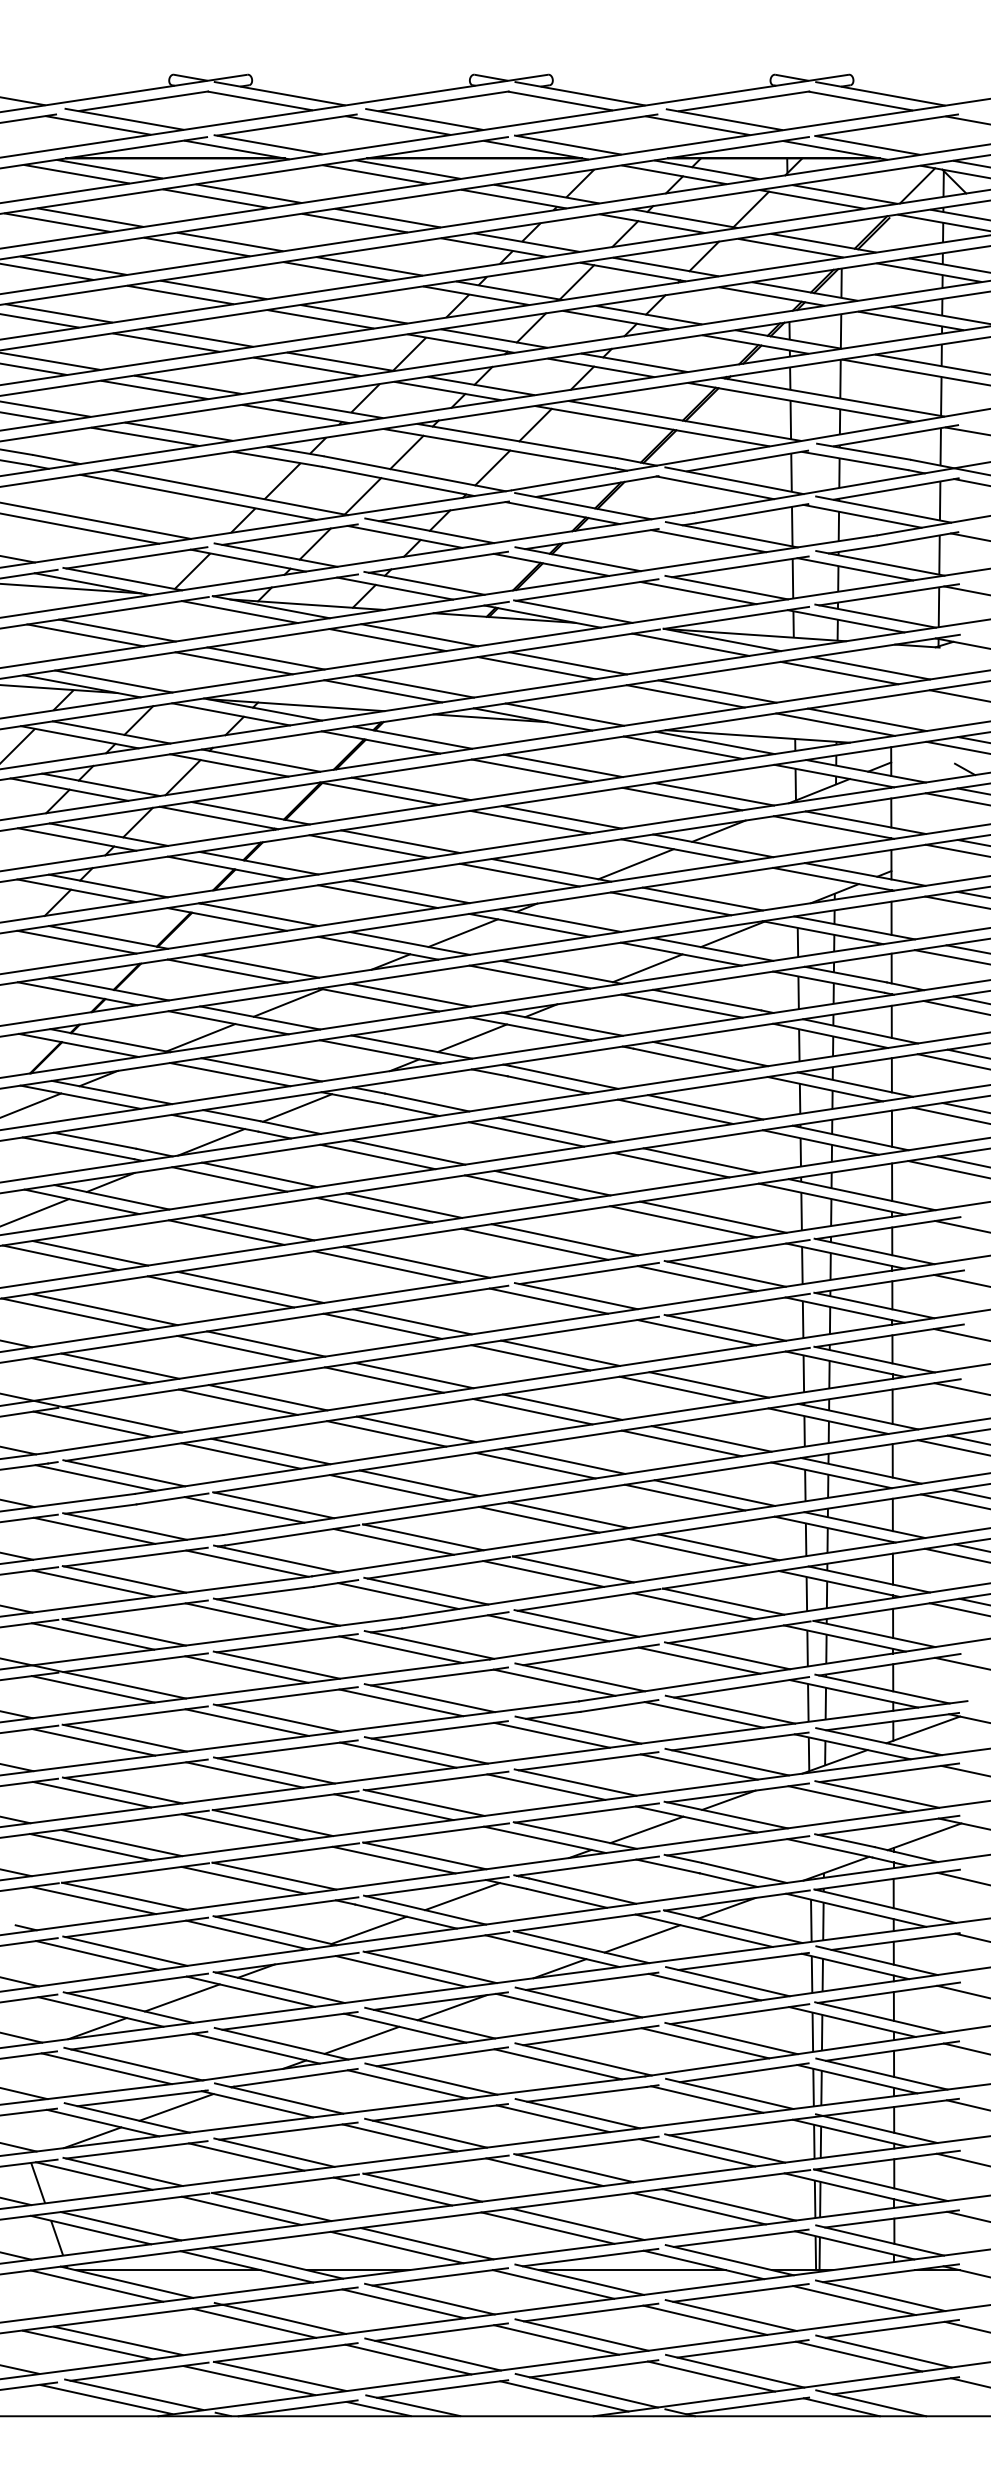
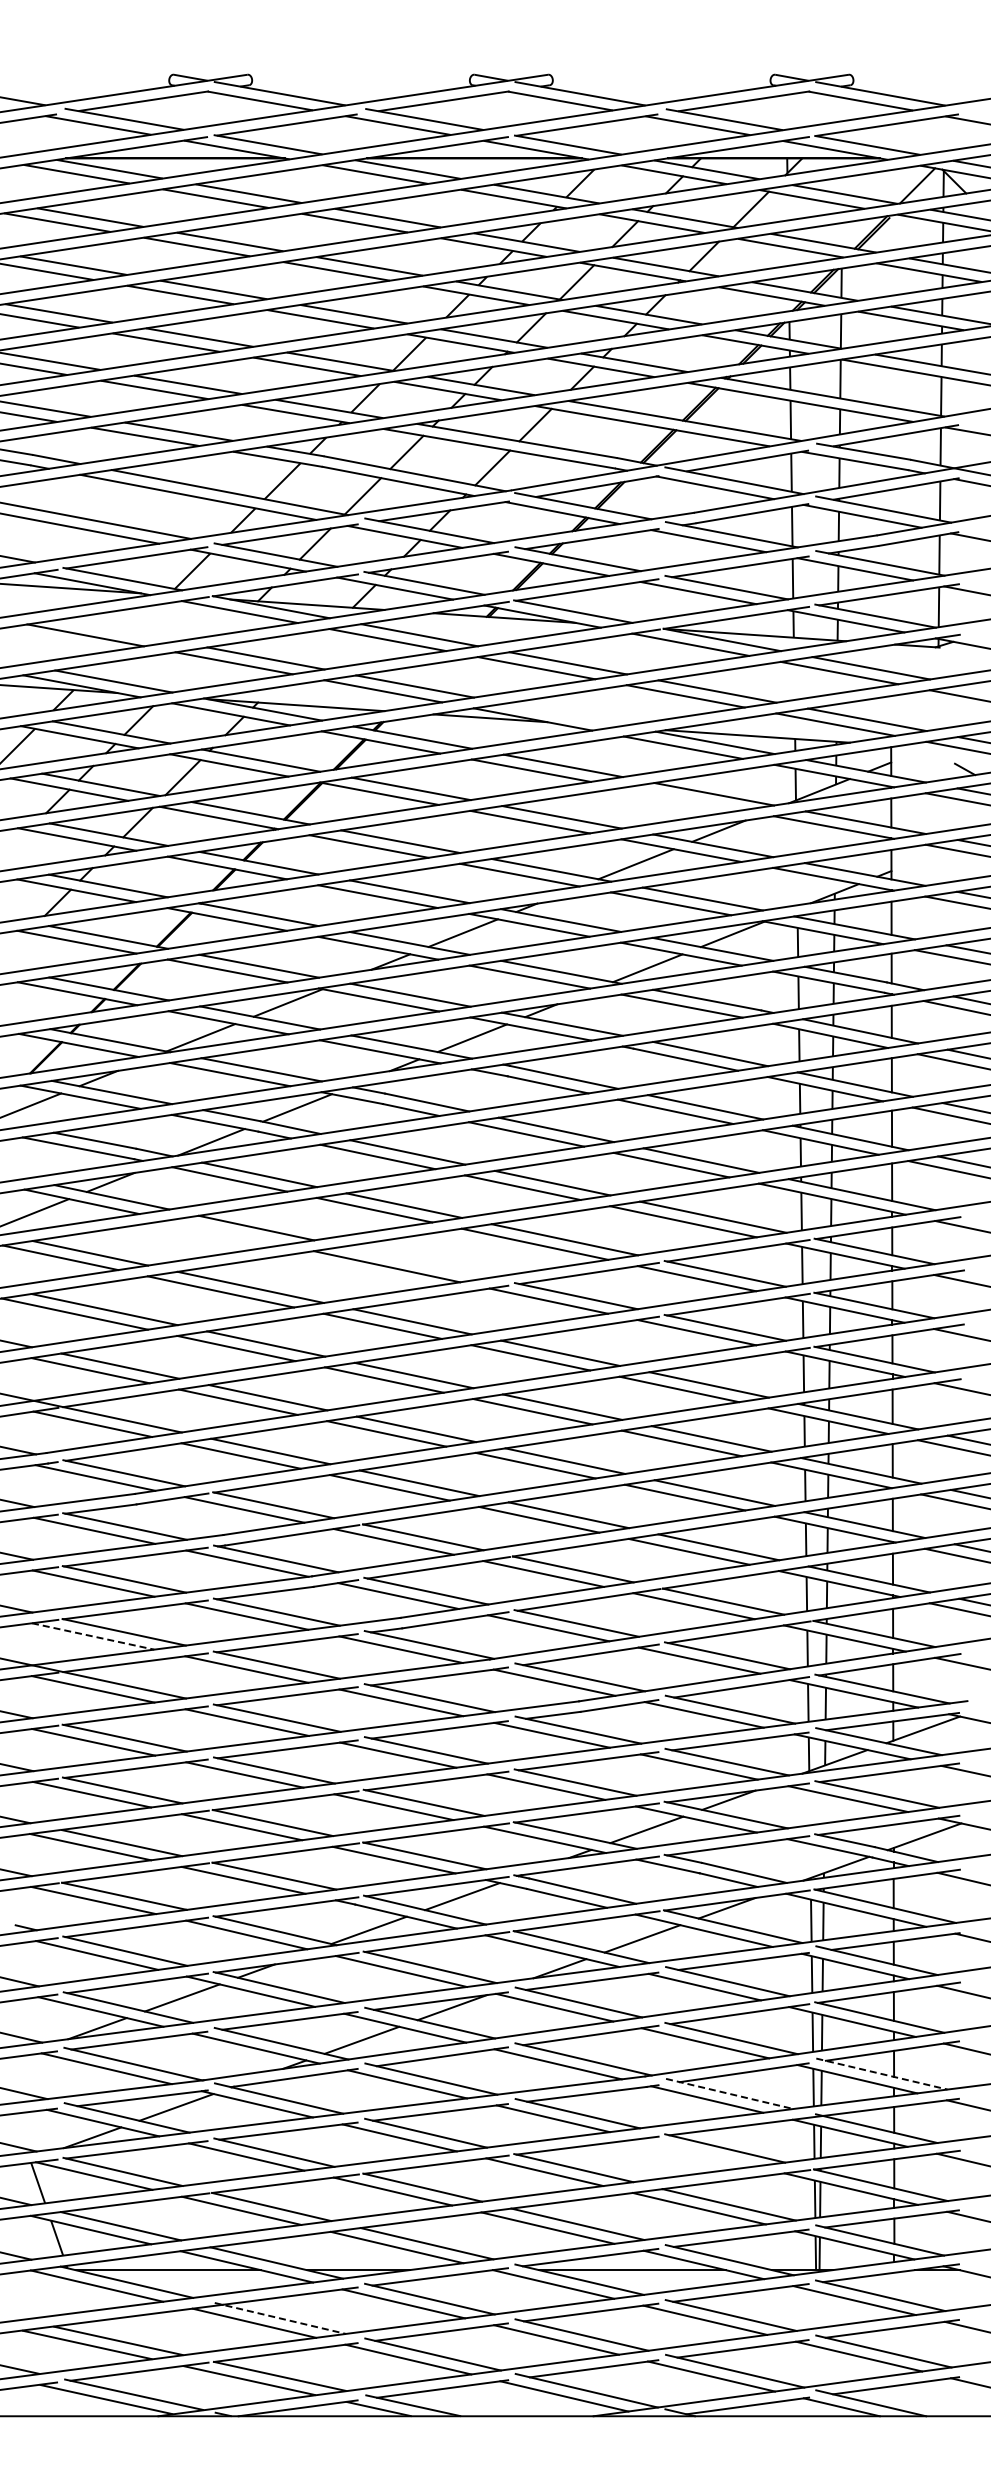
line: present -> none (117, 630)
line: present -> none (564, 714)
line: present -> none (682, 798)
line: present -> none (226, 1232)
line: present -> none (416, 1261)
line: solid -> dashed (93, 1636)
line: solid -> dashed (882, 2074)
line: solid -> dashed (730, 2094)
line: present -> none (697, 2152)
line: solid -> dashed (280, 2318)
